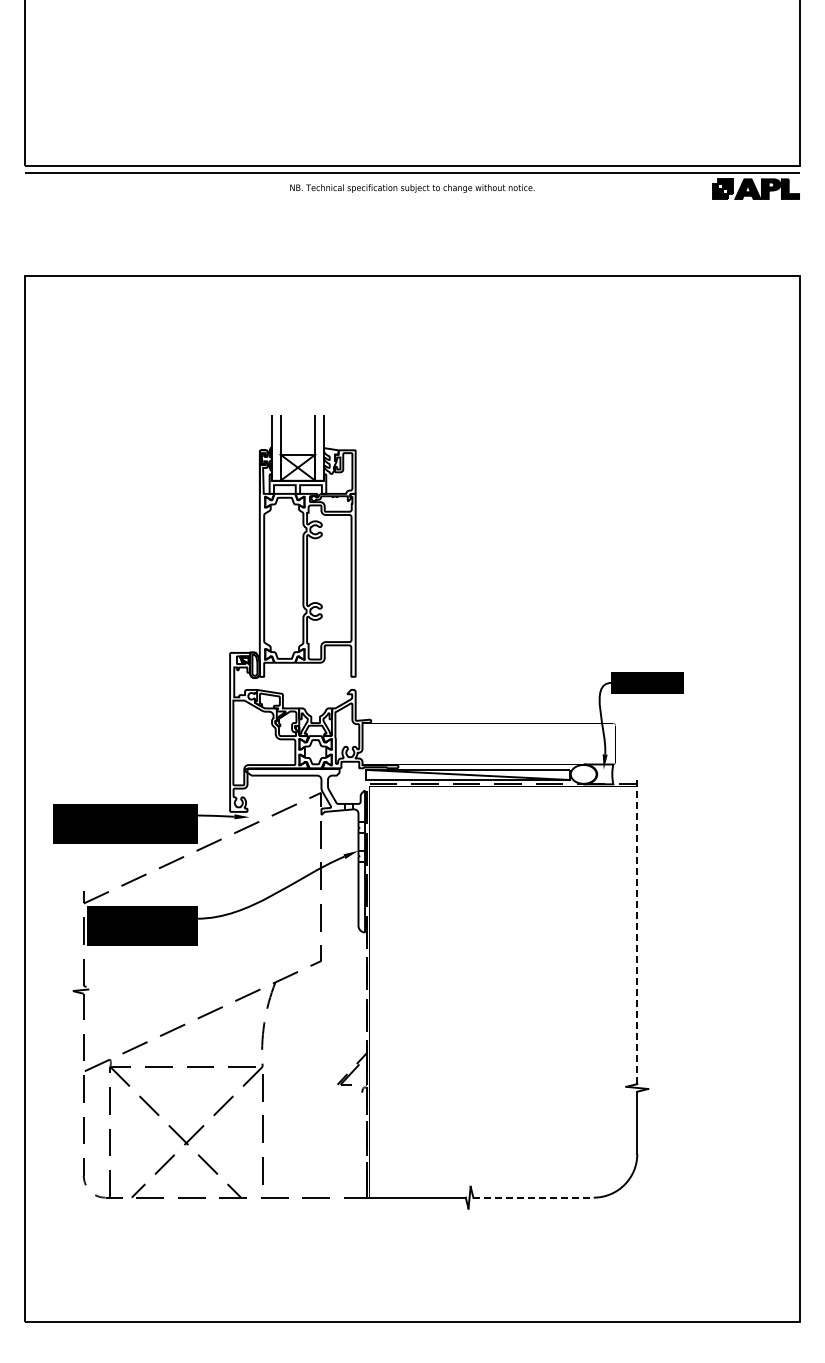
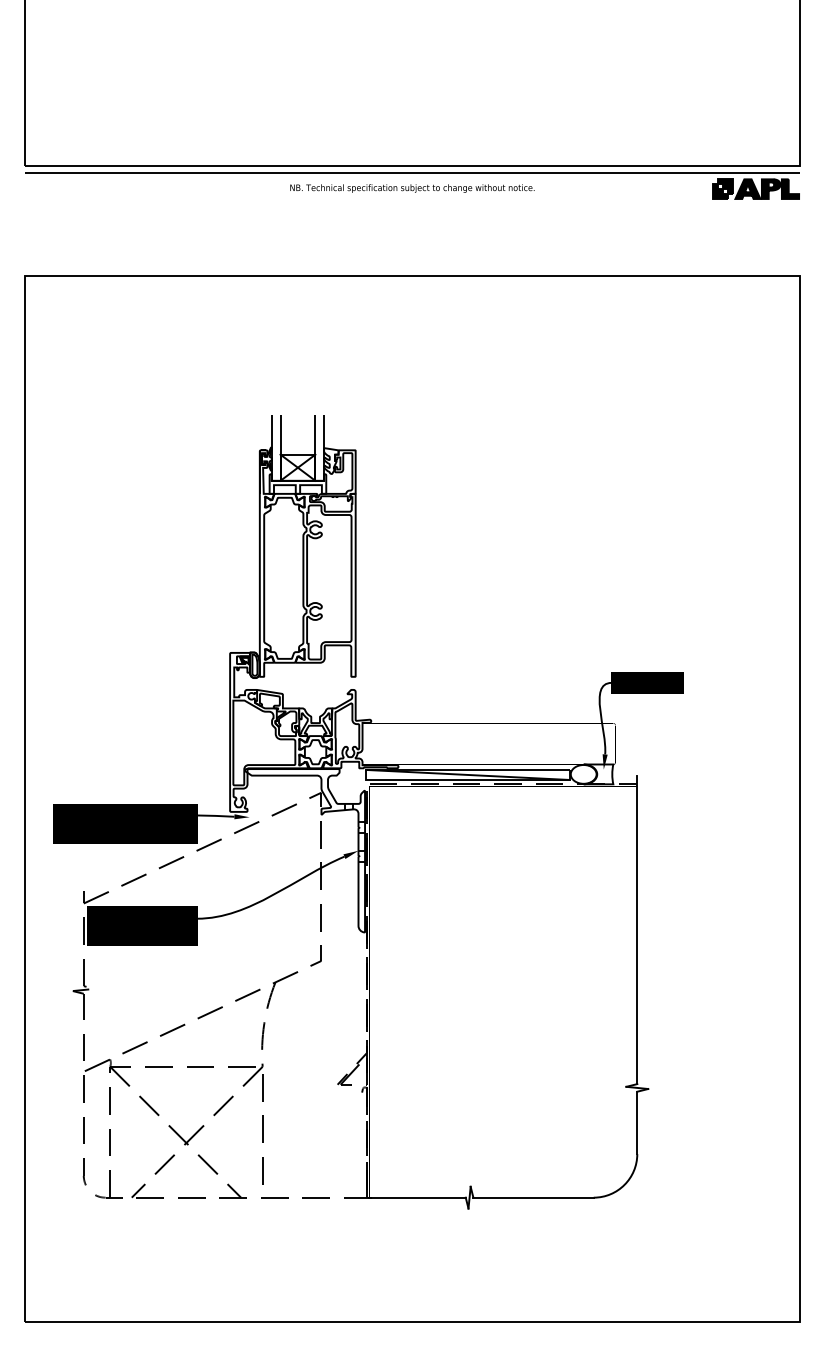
line: dashed -> solid (637, 929)
line: dashed -> solid (534, 1197)
